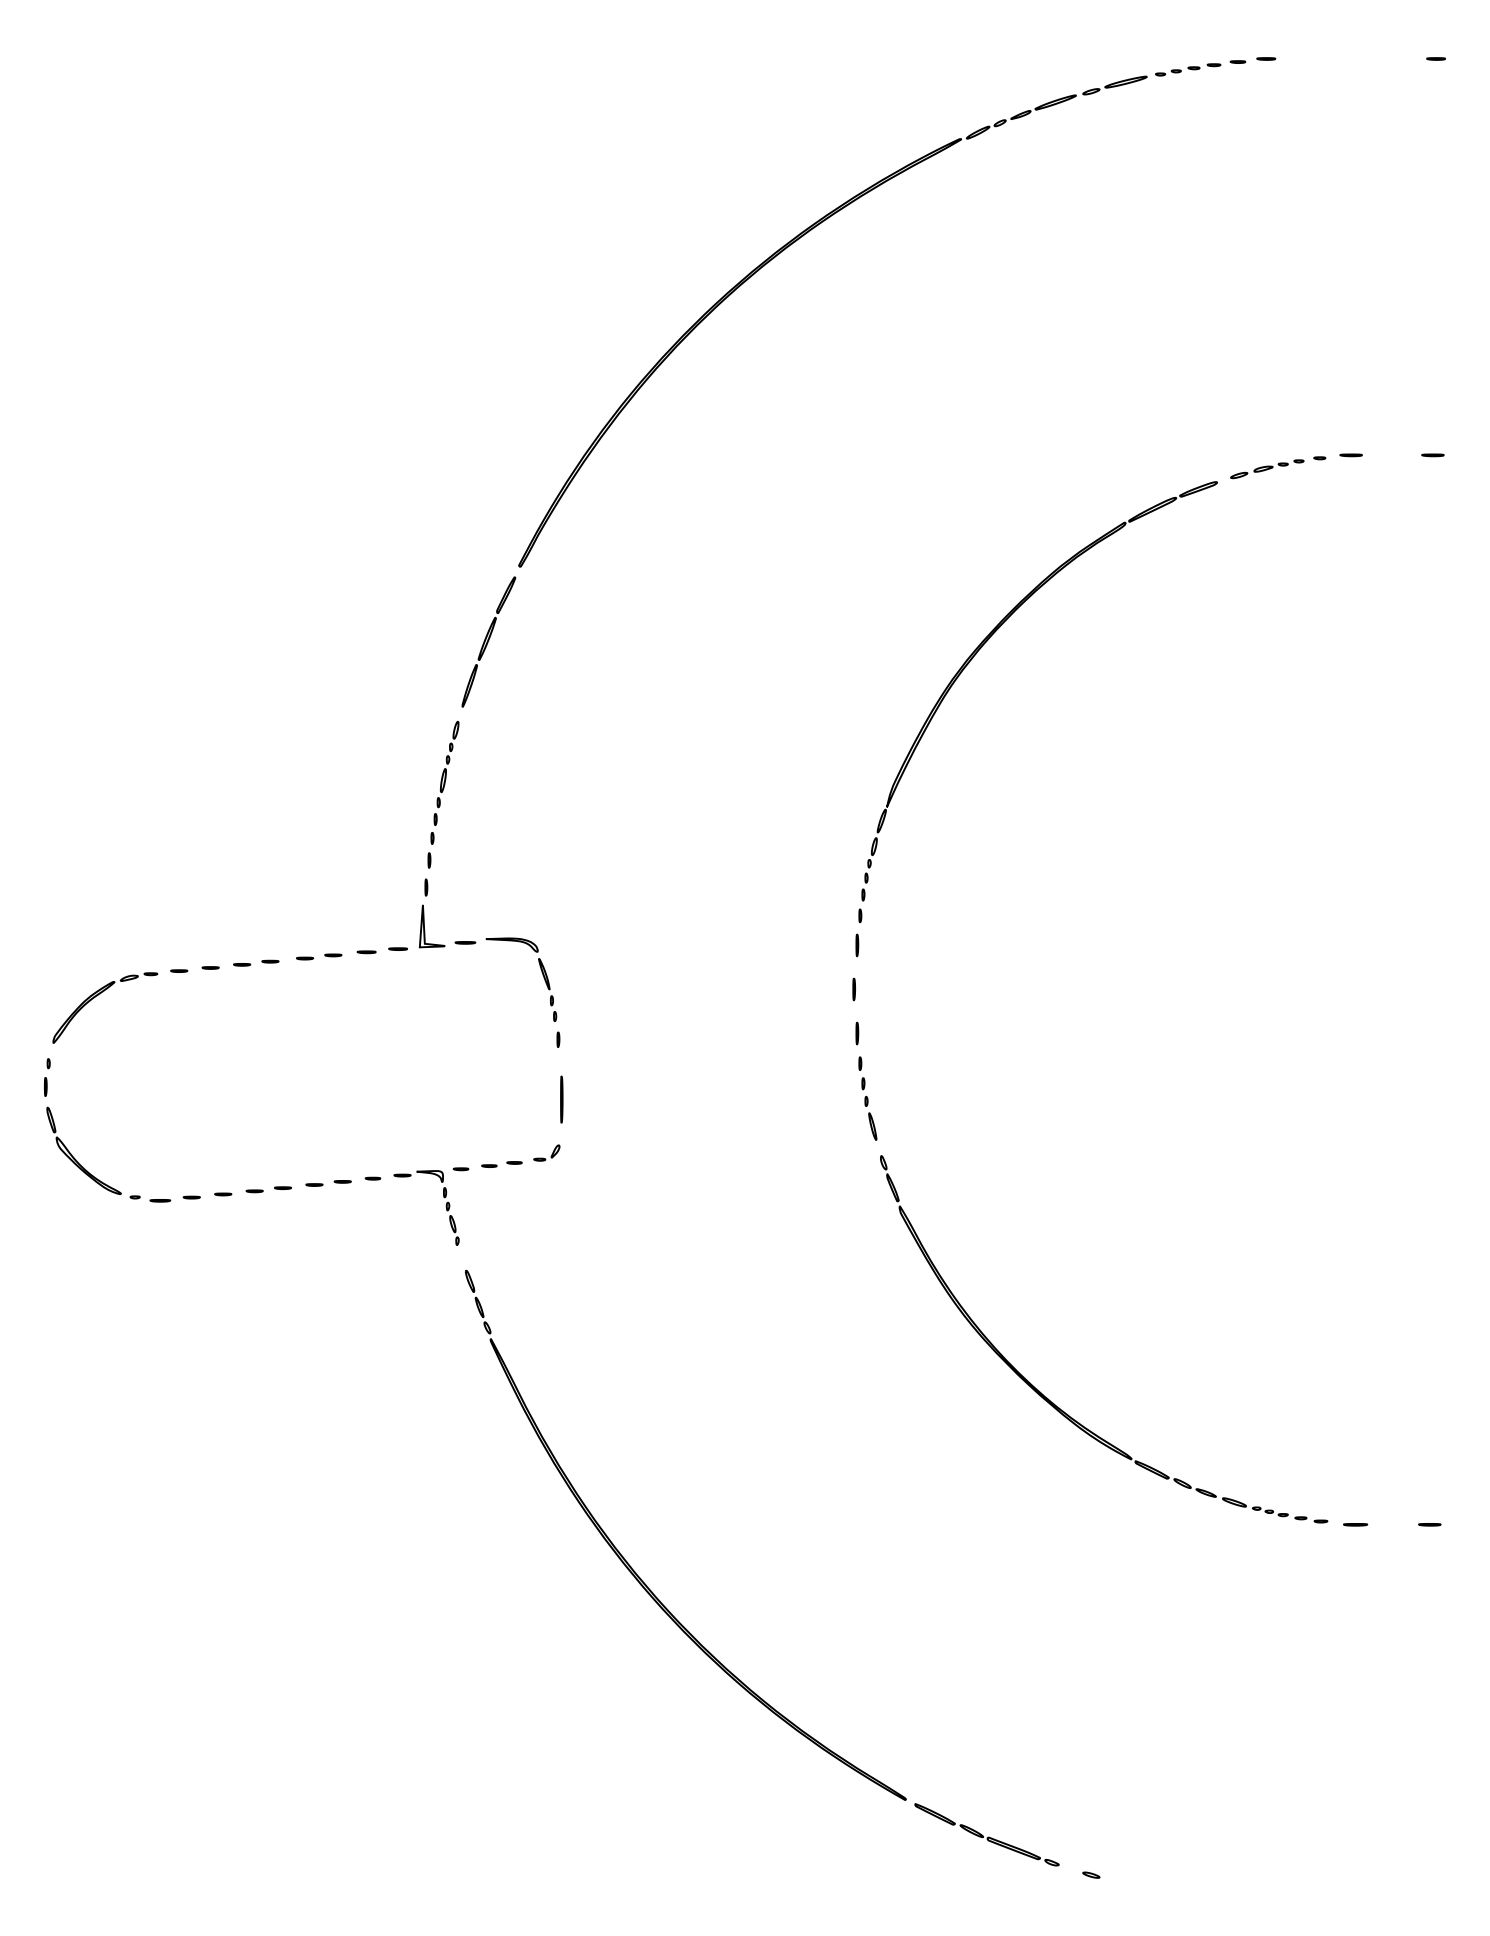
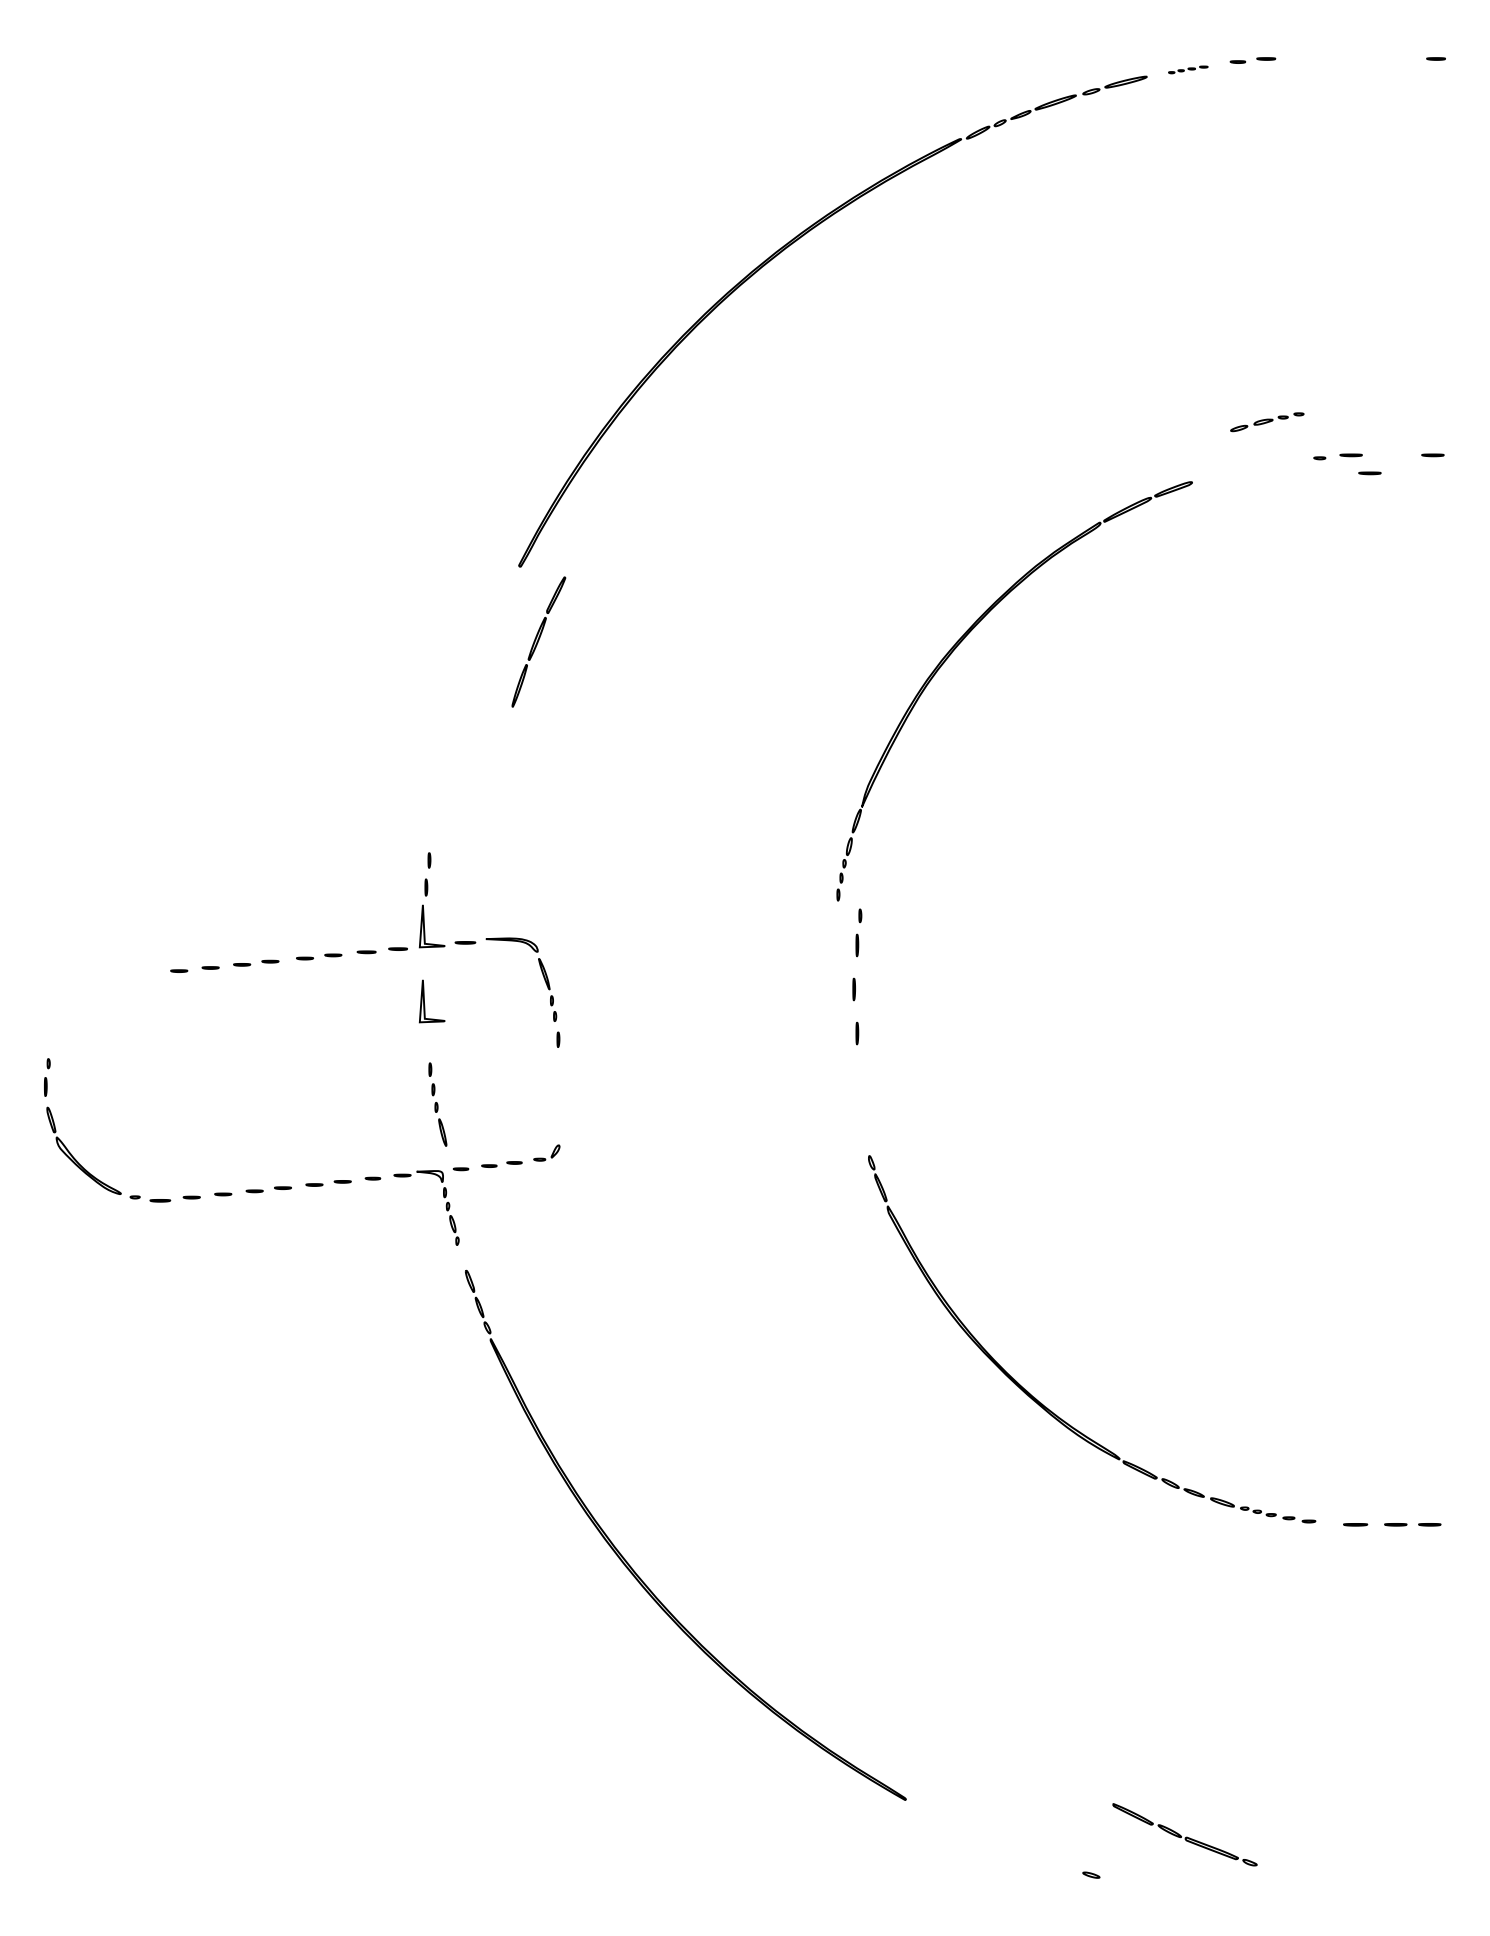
part size: 67x14 px -> 41x10 px (1188, 69)
part position: (1267, 469) -> (1267, 422) (1267, 422)
line: none -> present (1369, 473)
part position: (488, 641) -> (538, 641) (538, 641)
part position: (982, 647) -> (957, 647) (957, 647)
part: present -> none (444, 782)
part: present -> none (97, 996)
part: none -> present (424, 1001)
part position: (867, 1098) -> (437, 1104) (437, 1104)
line: present -> none (561, 1099)
part position: (1053, 1402) -> (1041, 1402) (1041, 1402)
line: none -> present (1395, 1524)
part position: (986, 1834) -> (1184, 1834) (1184, 1834)
